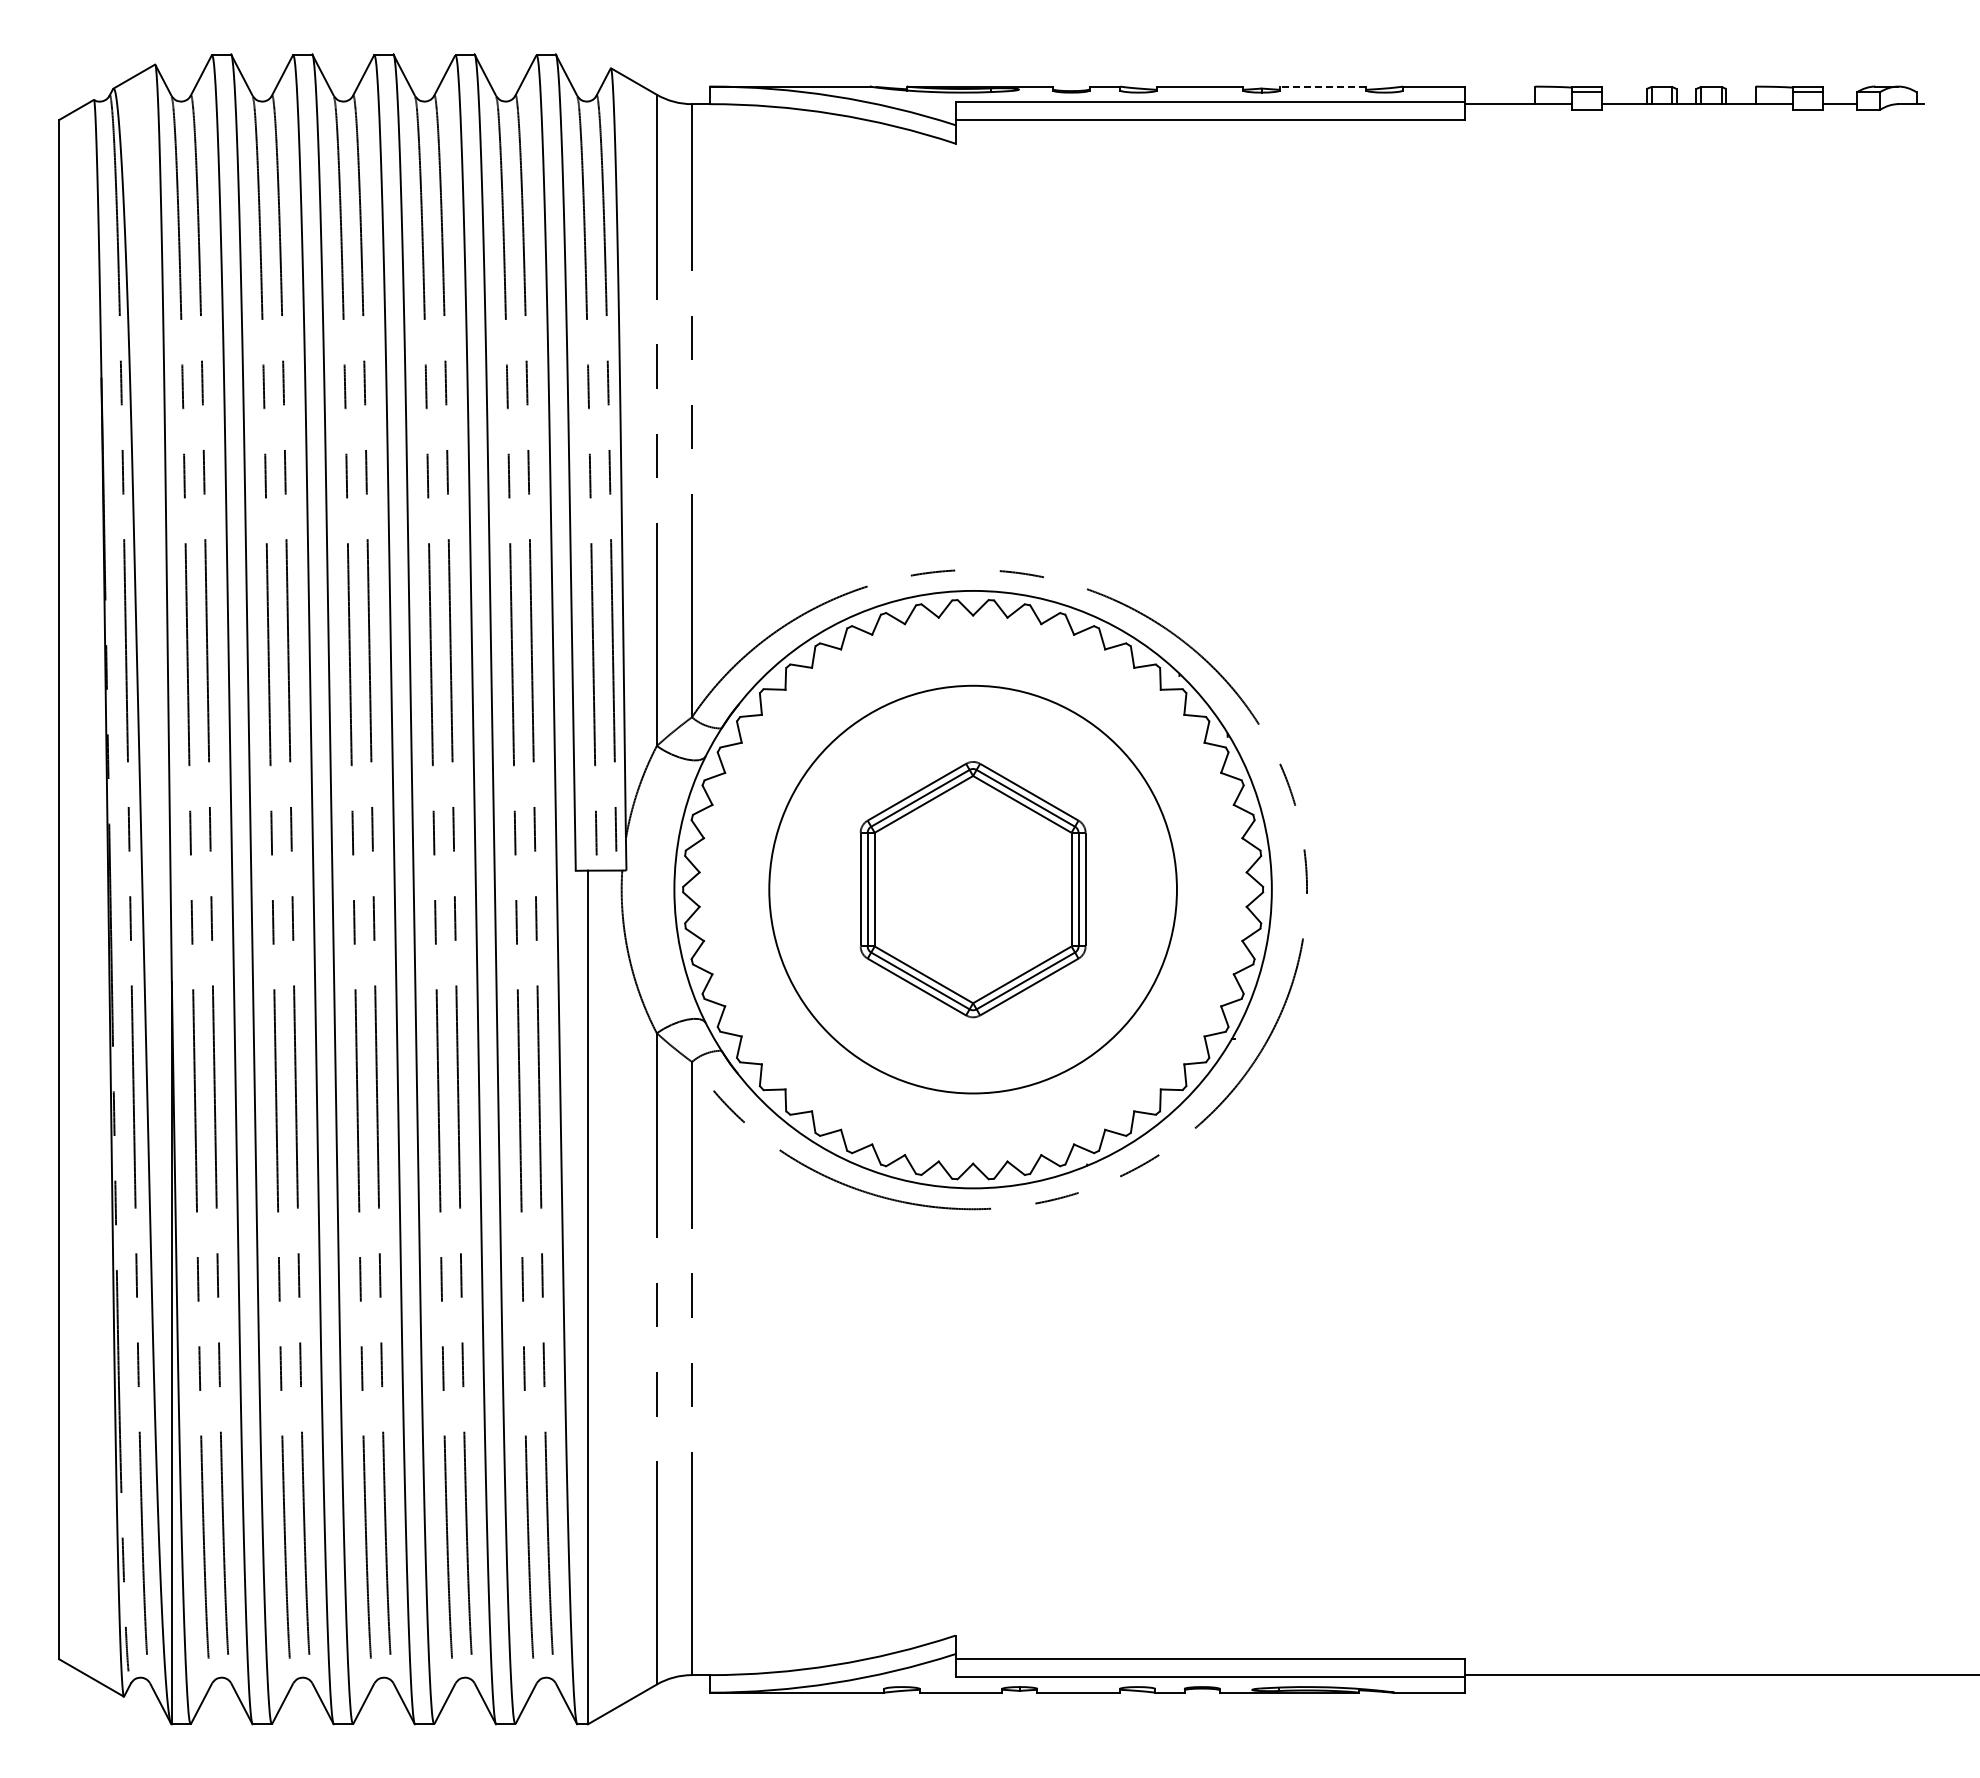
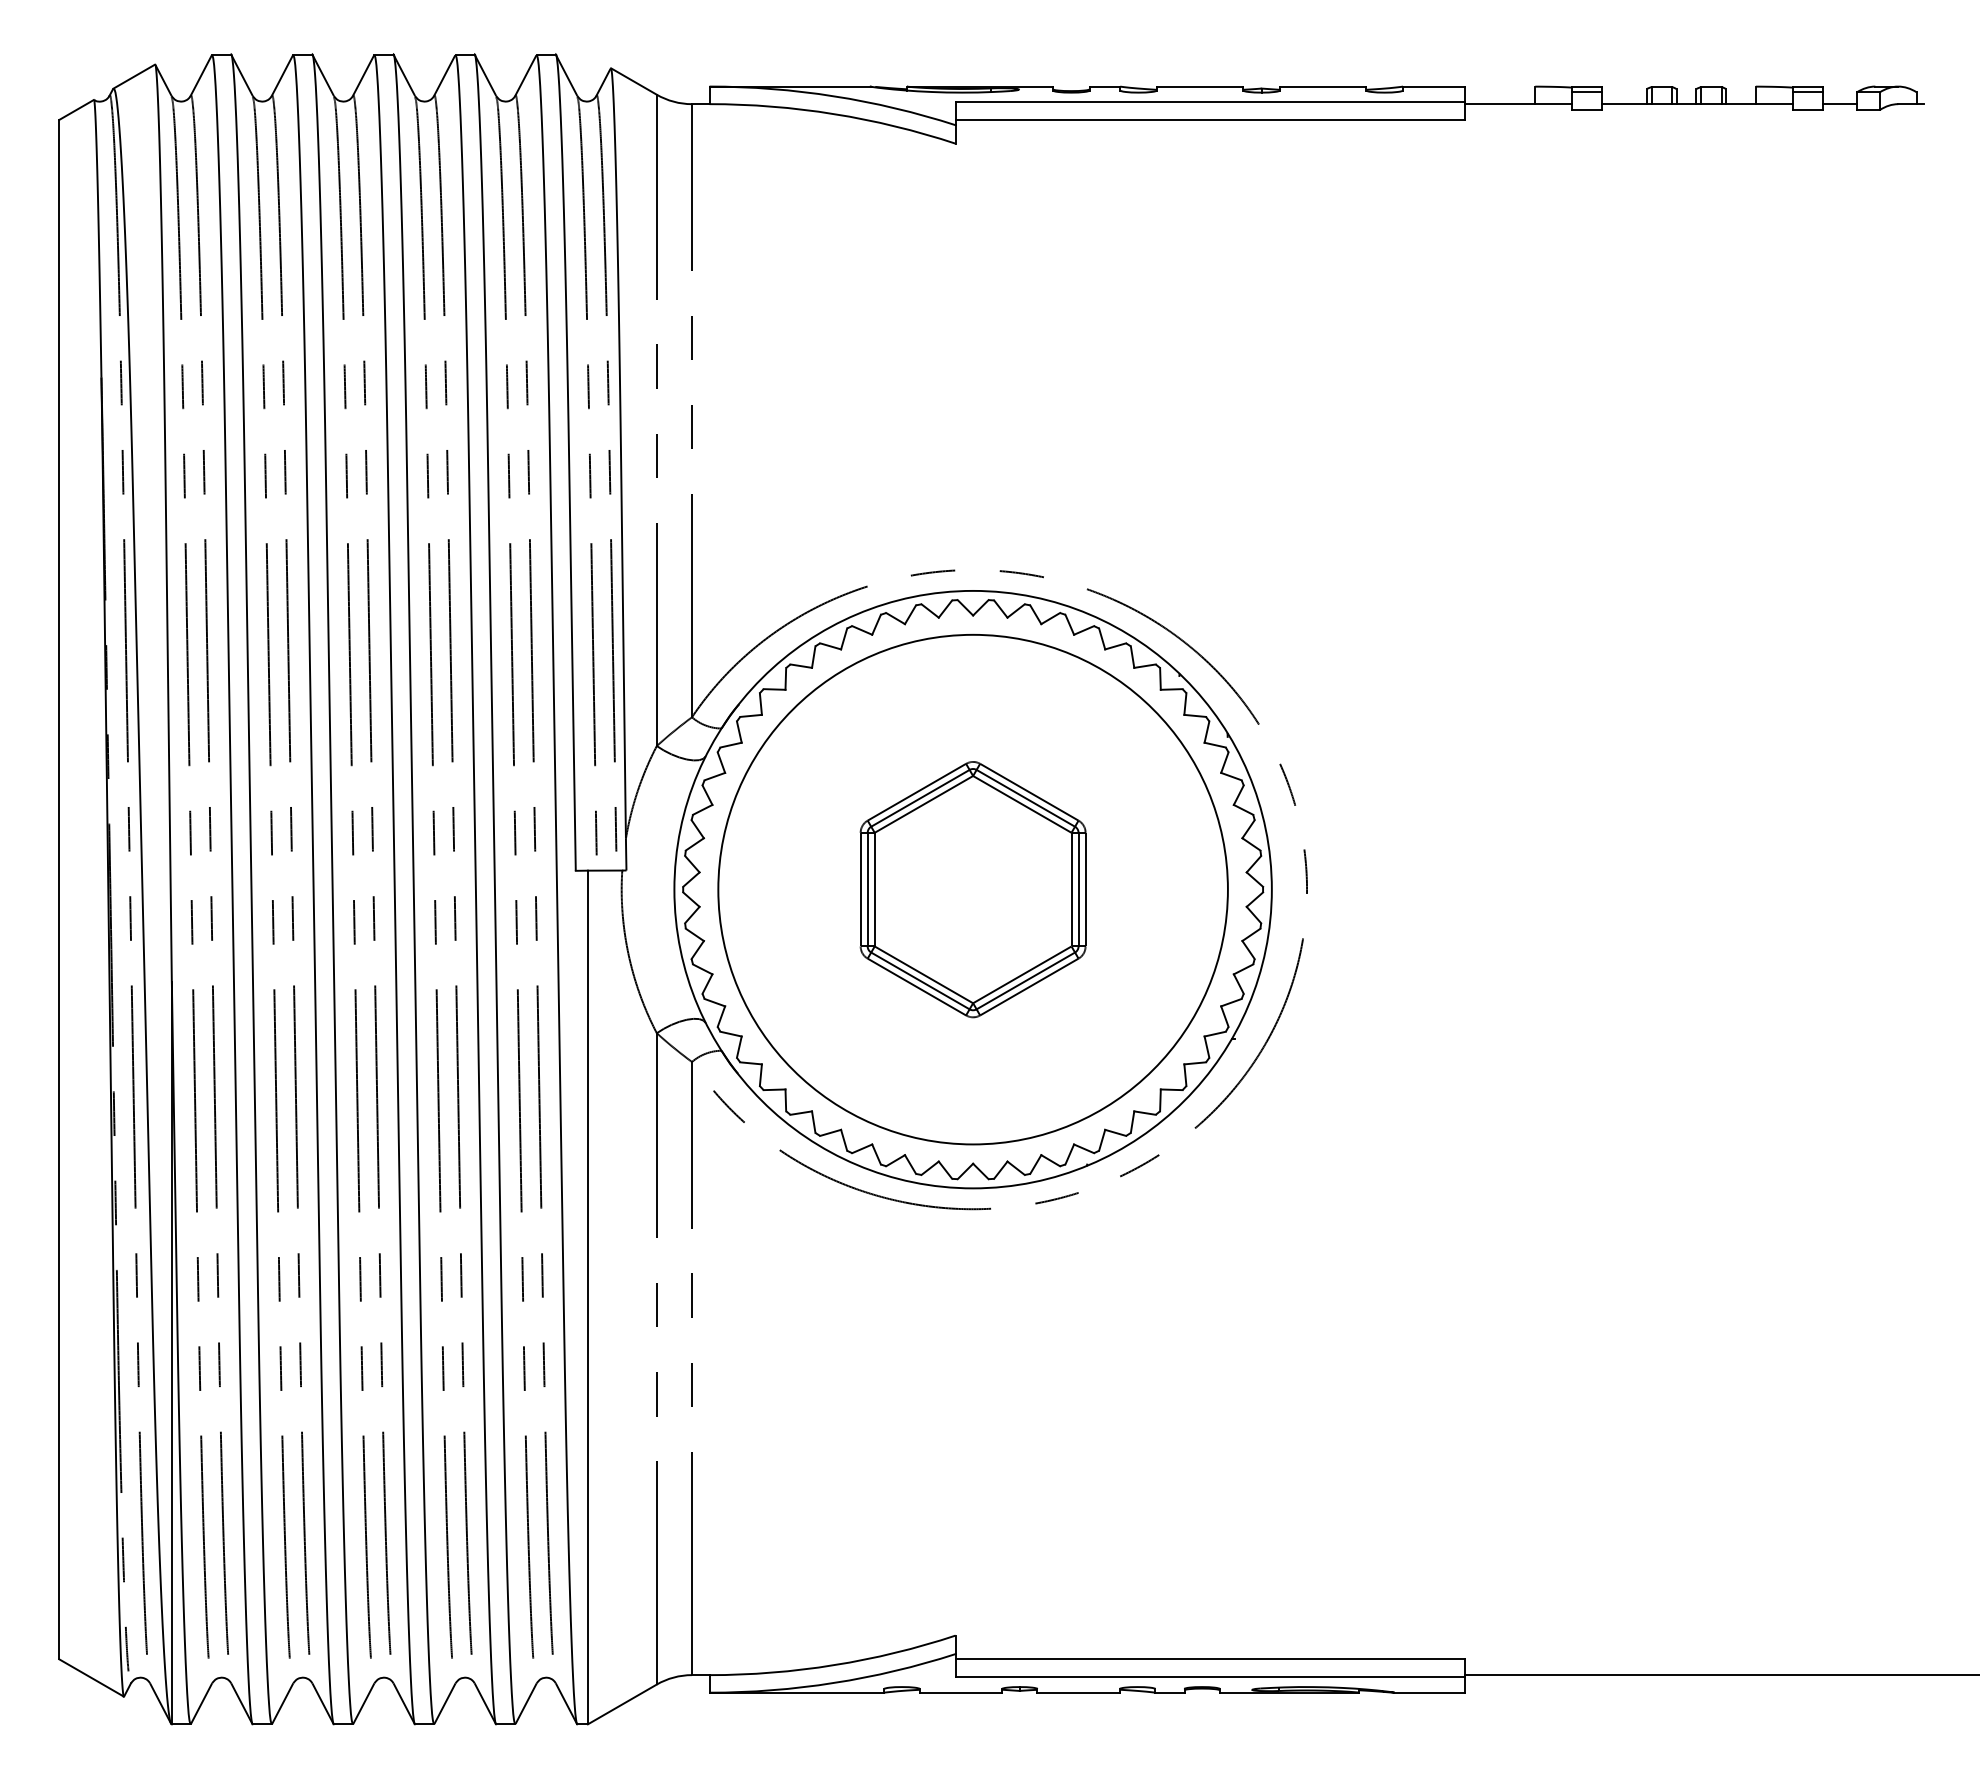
line: dashed -> solid (1322, 86)
circle diameter: 408 px -> 510 px (972, 889)
